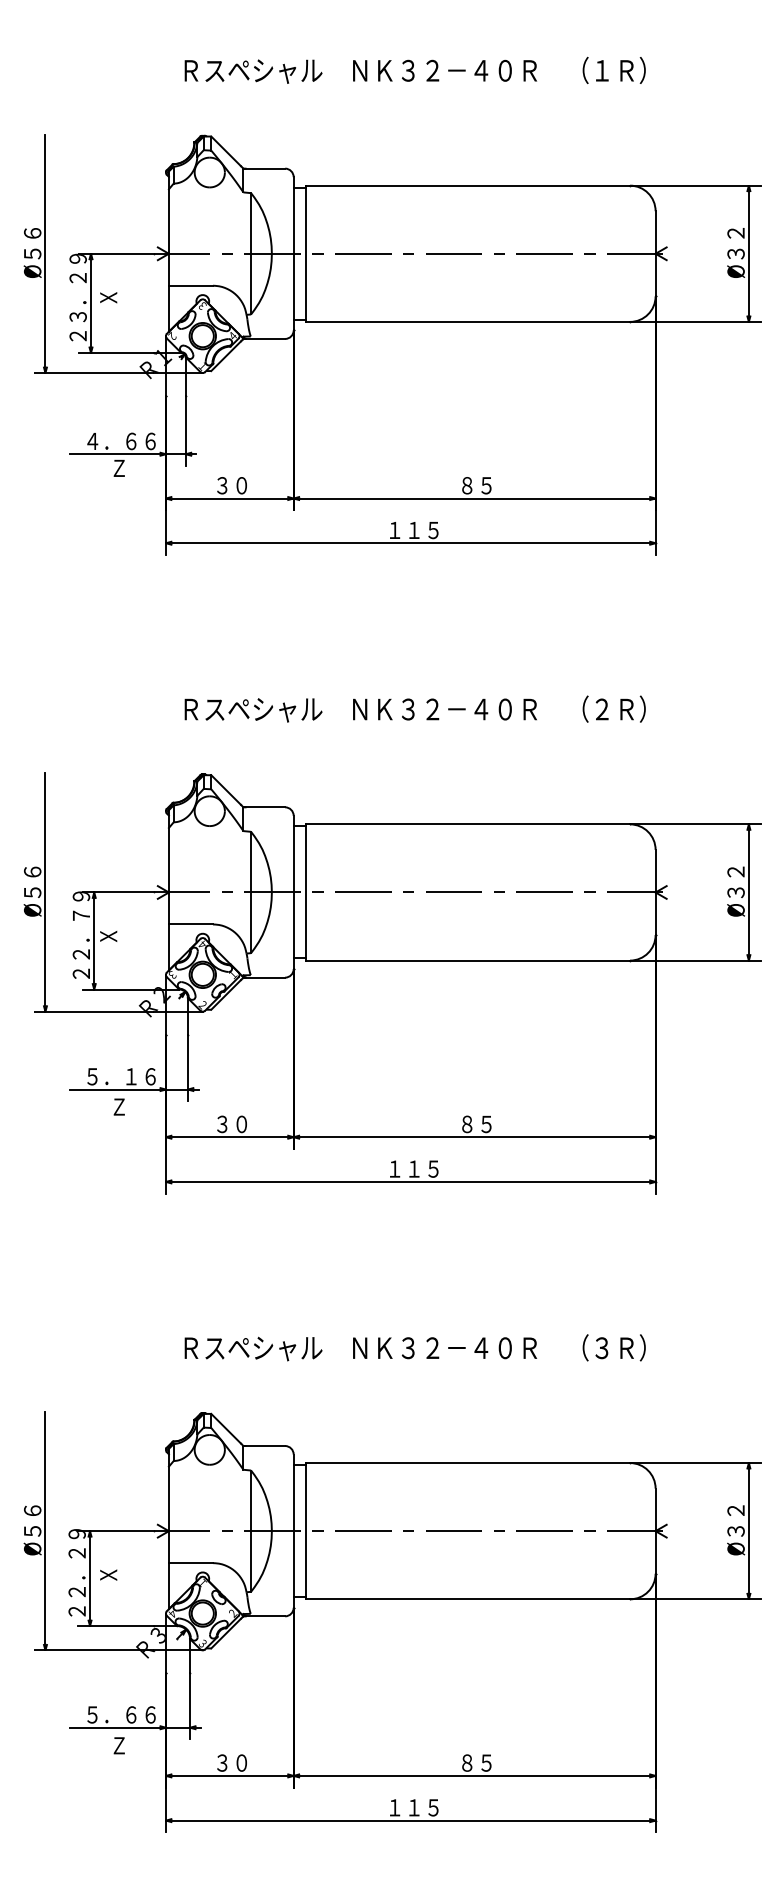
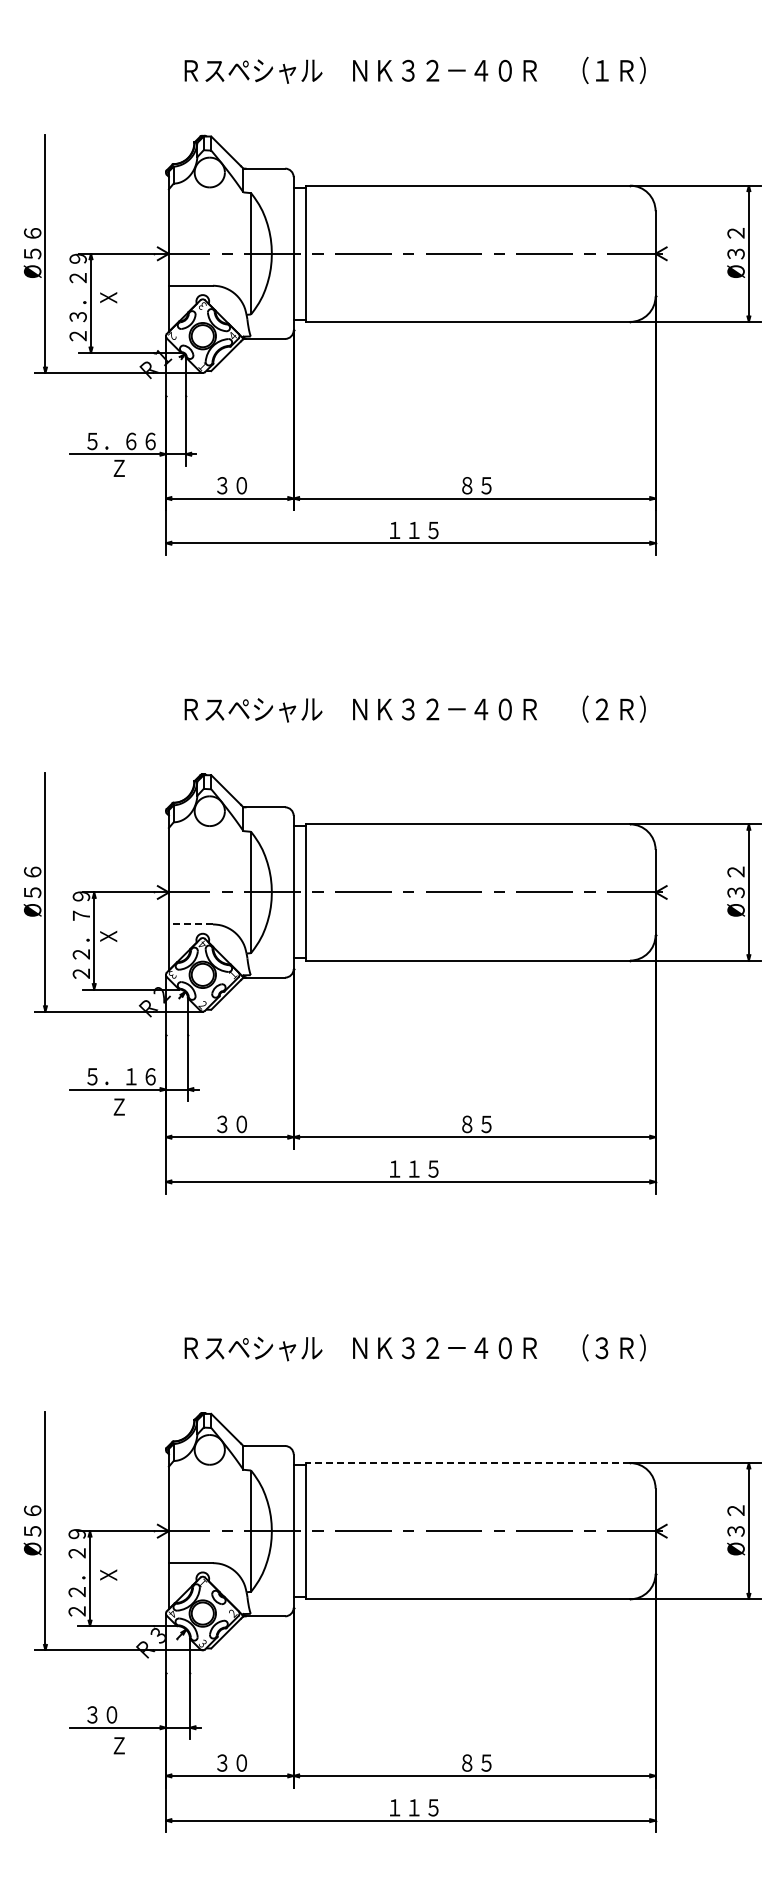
text: ４．６６ -> ５．６６ (92, 441)
line: solid -> dashed (190, 924)
line: solid -> dashed (468, 1463)
text: ５．６６ -> ３０ (121, 1714)
